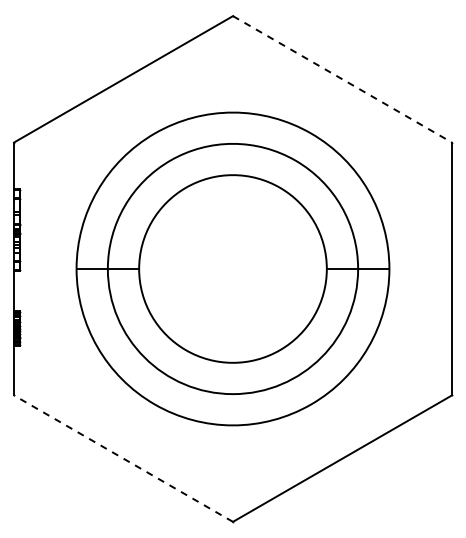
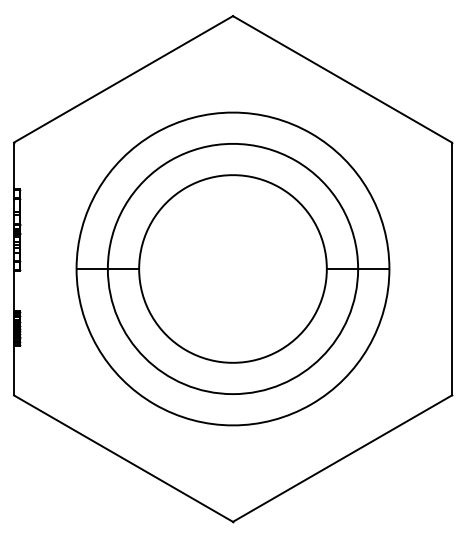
line: dashed -> solid (342, 79)
line: dashed -> solid (123, 458)
